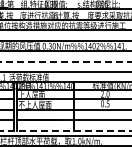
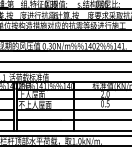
line: dashed -> solid (66, 61)
line: dashed -> solid (66, 130)
